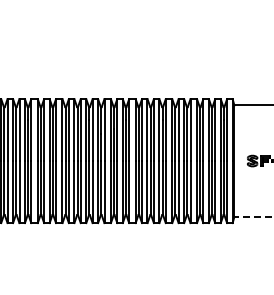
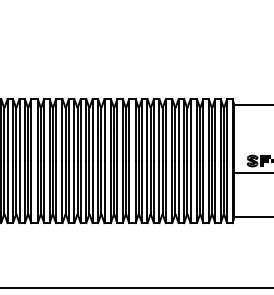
line: none -> present (252, 173)
line: dashed -> solid (253, 216)
line: none -> present (136, 287)
